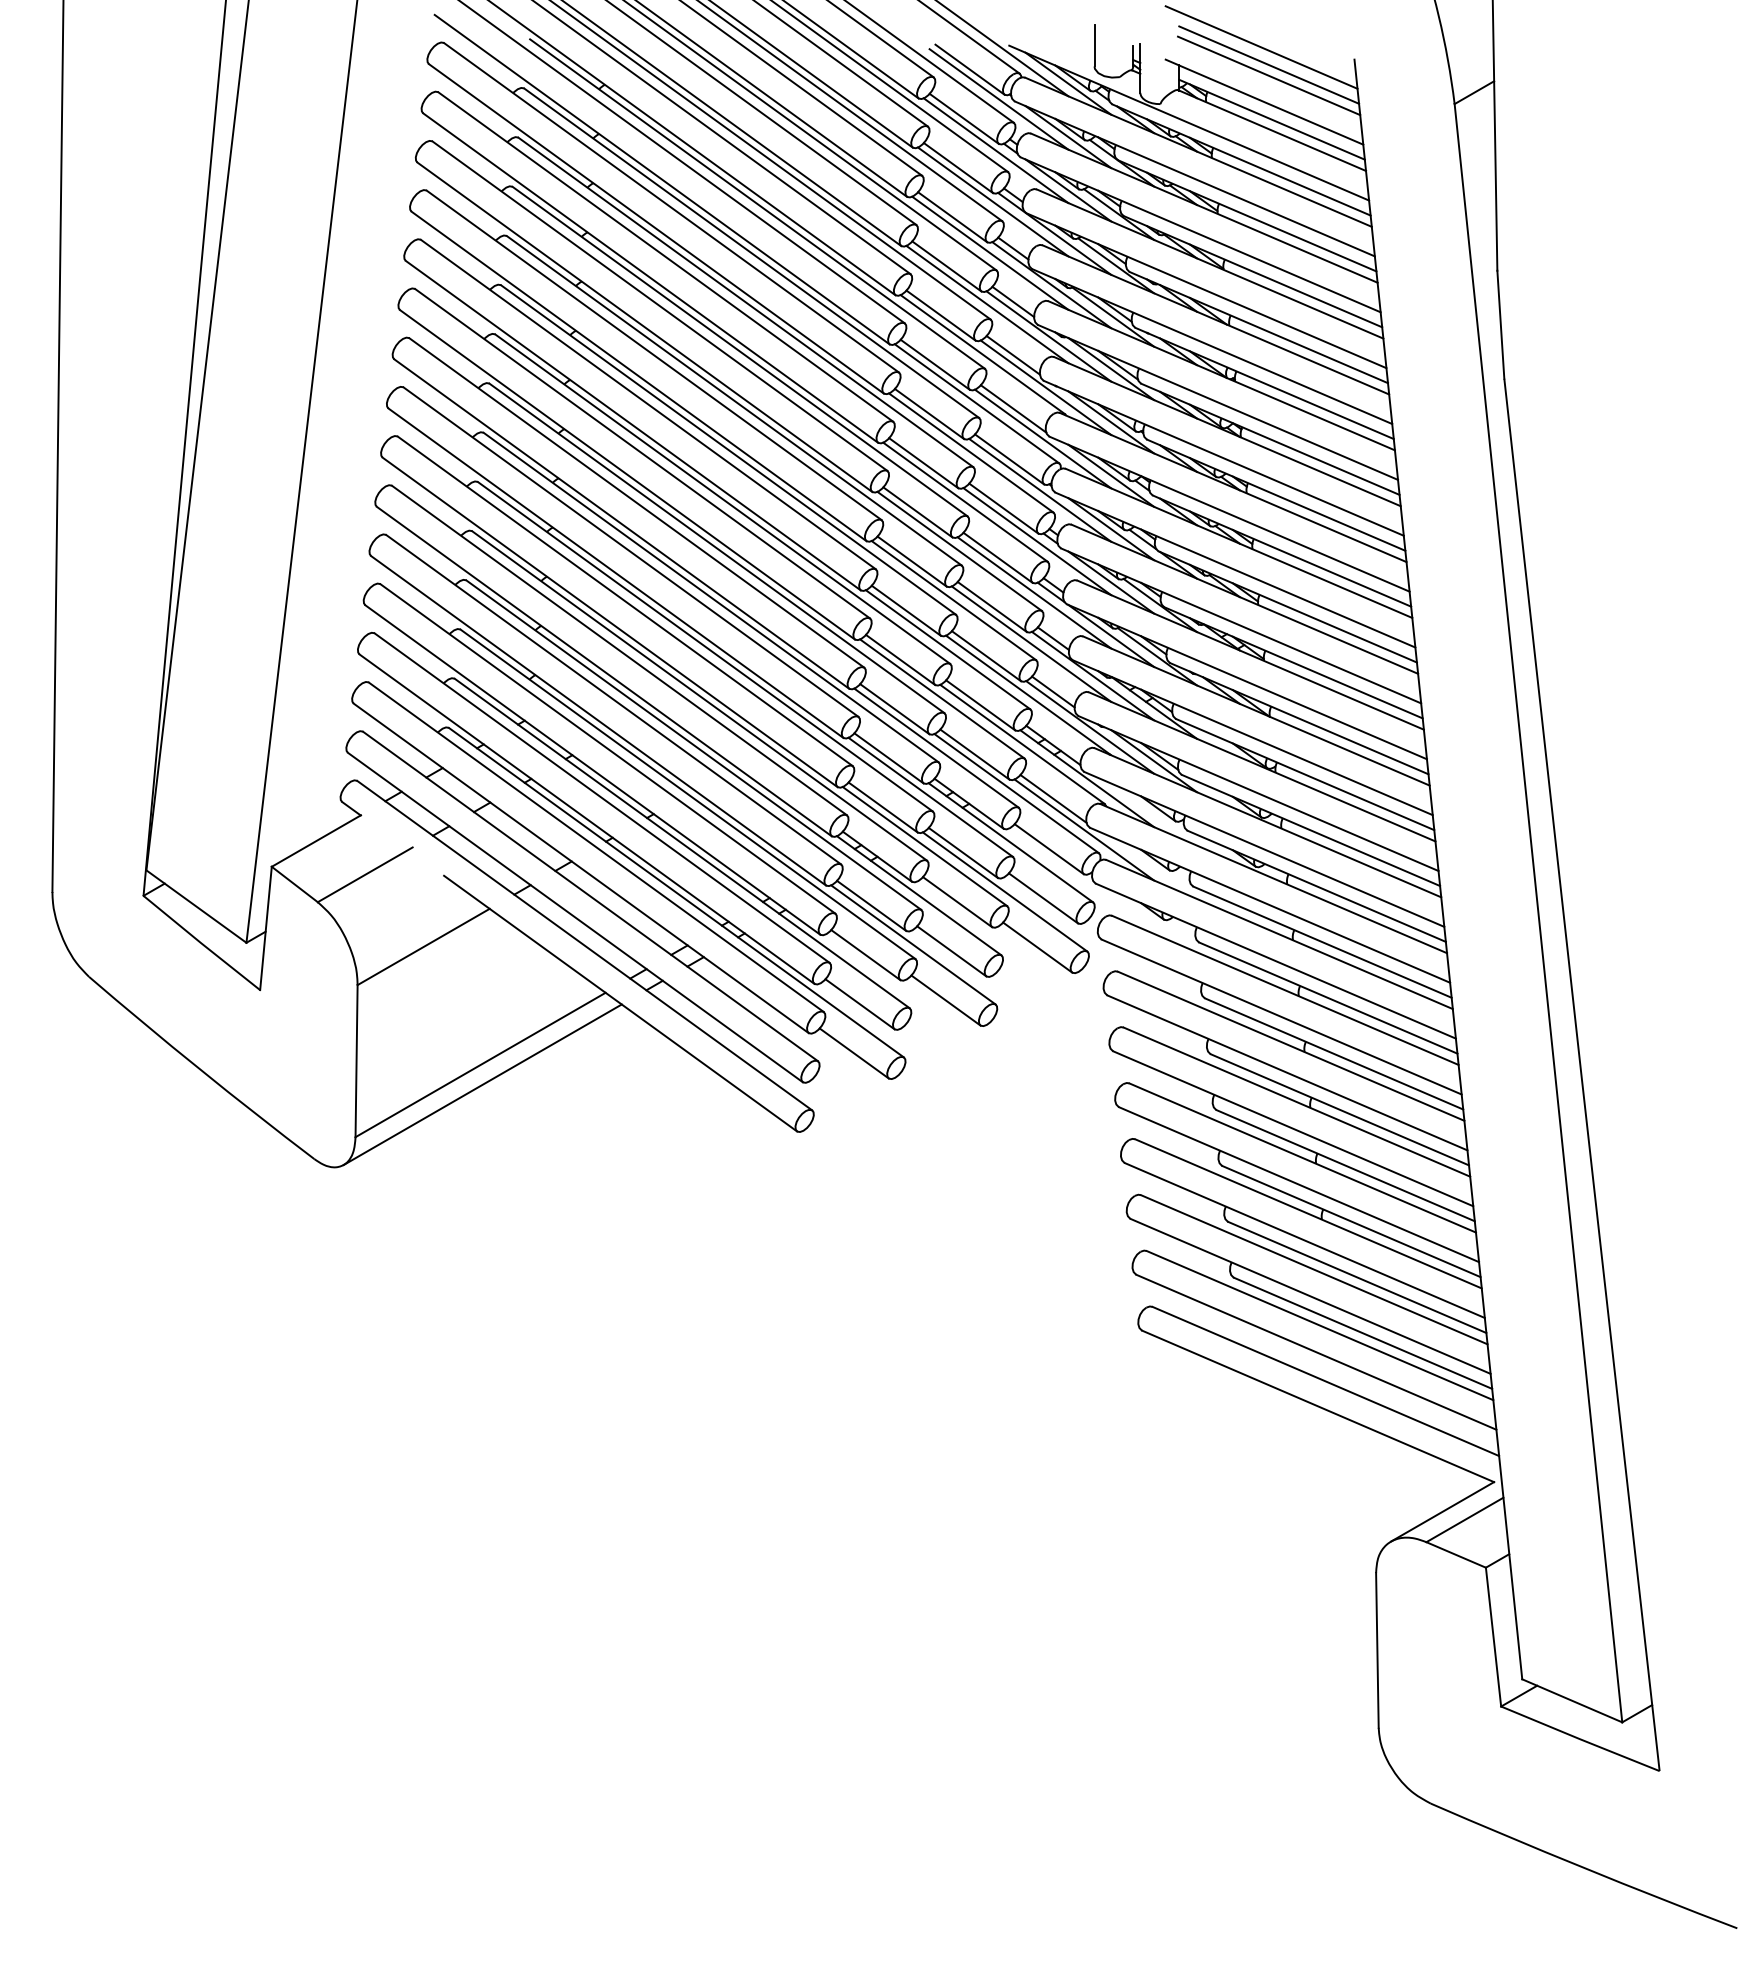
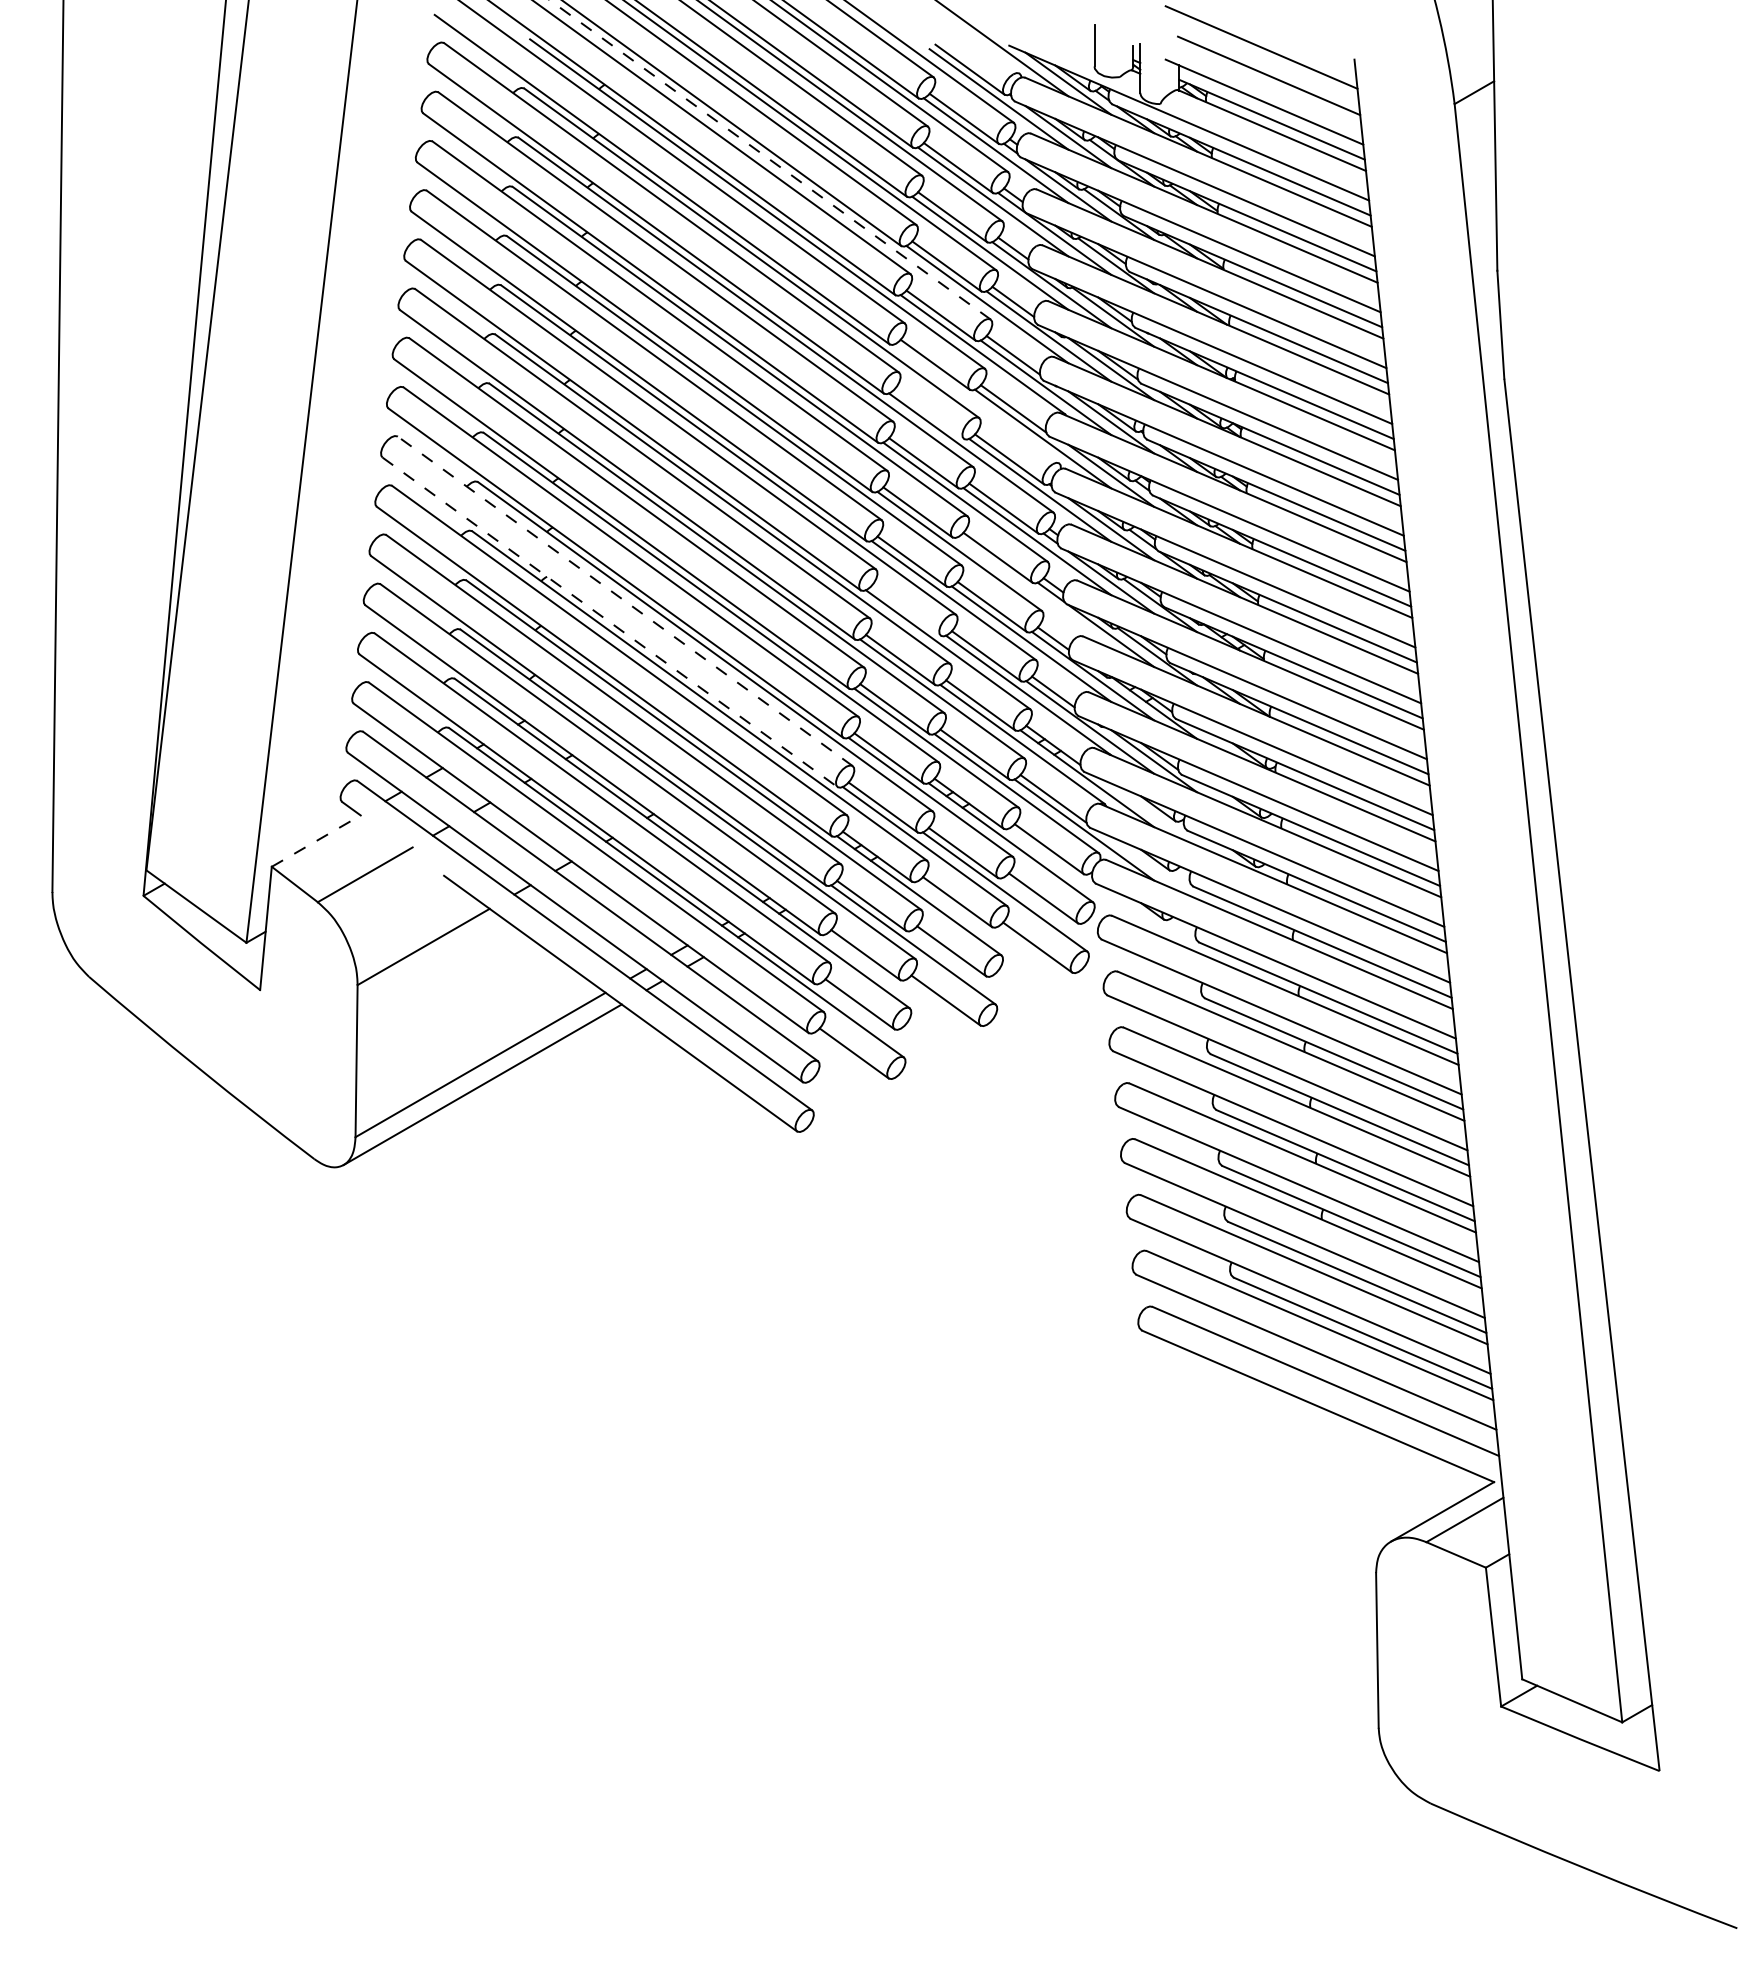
line: present -> none (969, 37)
line: present -> none (1269, 64)
line: solid -> dashed (769, 159)
line: present -> none (976, 403)
line: present -> none (928, 414)
line: present -> none (1034, 592)
line: solid -> dashed (625, 601)
line: present -> none (905, 610)
line: solid -> dashed (610, 622)
line: solid -> dashed (316, 841)
